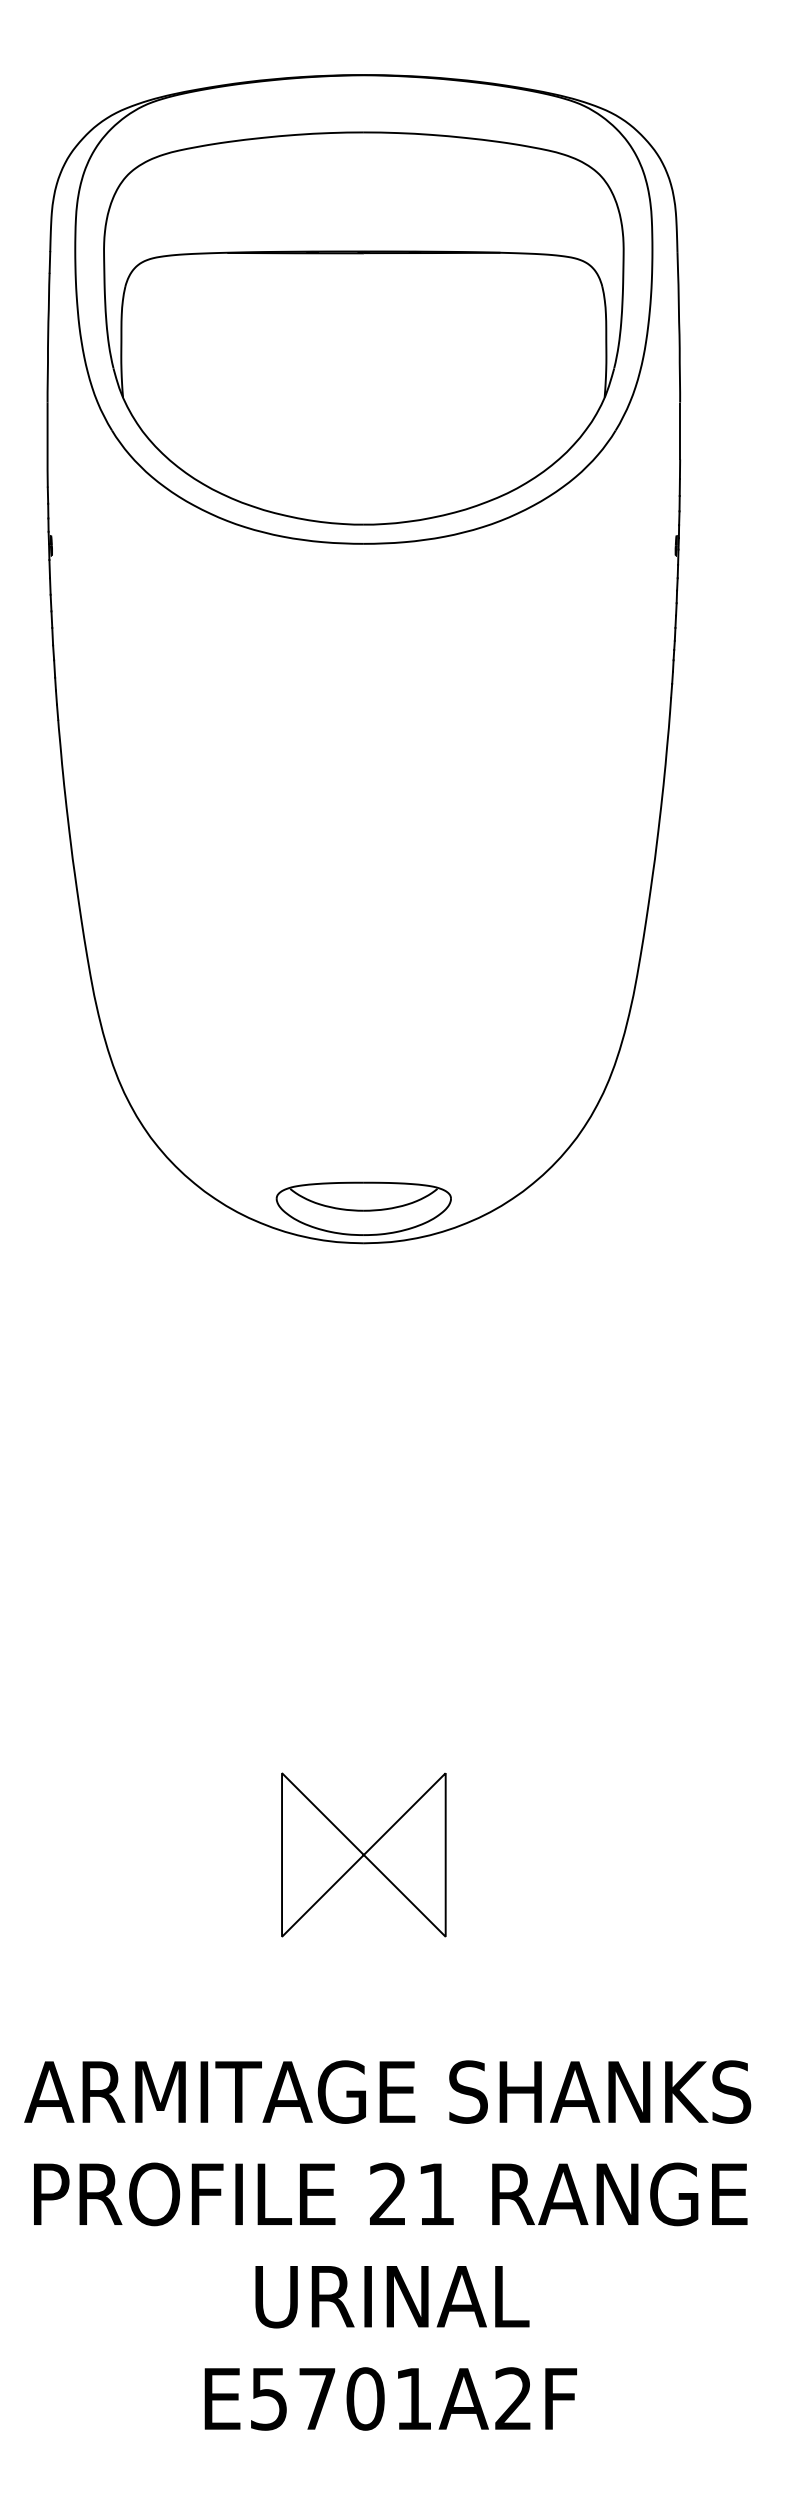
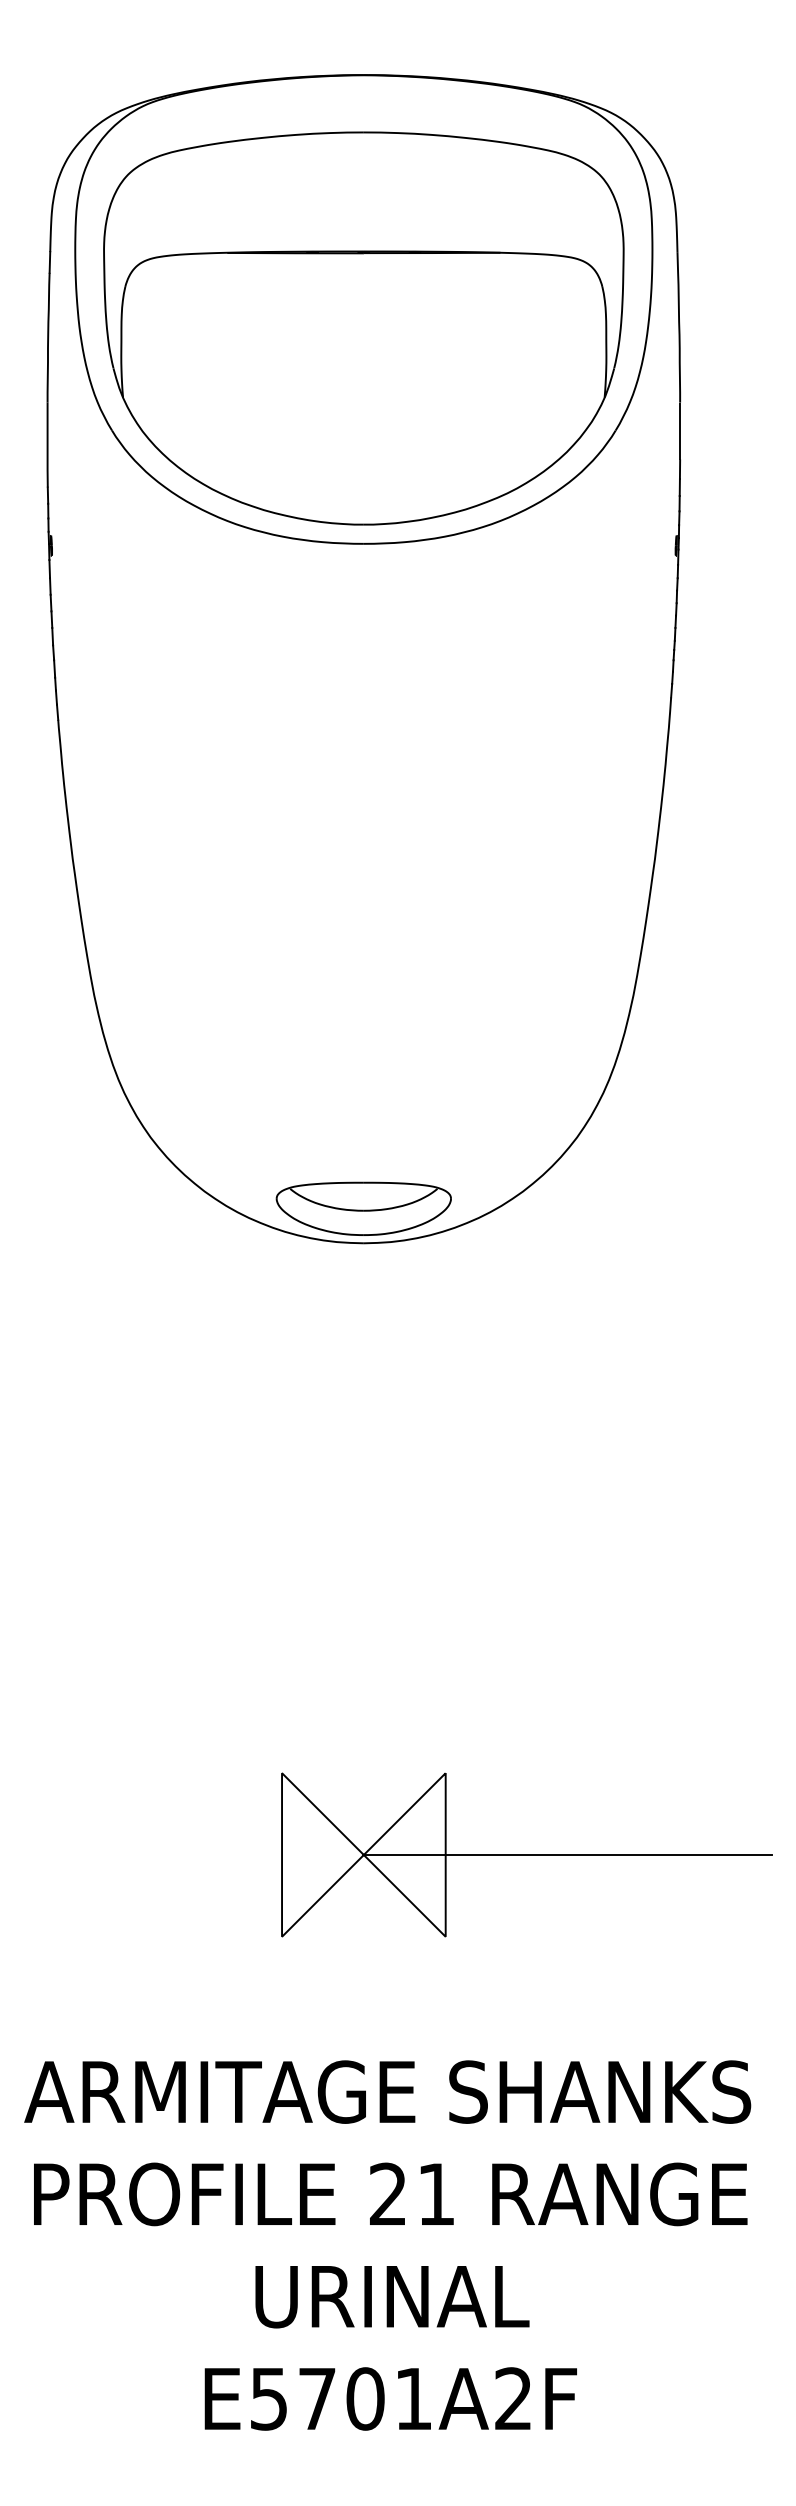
line: none -> present (567, 1855)
